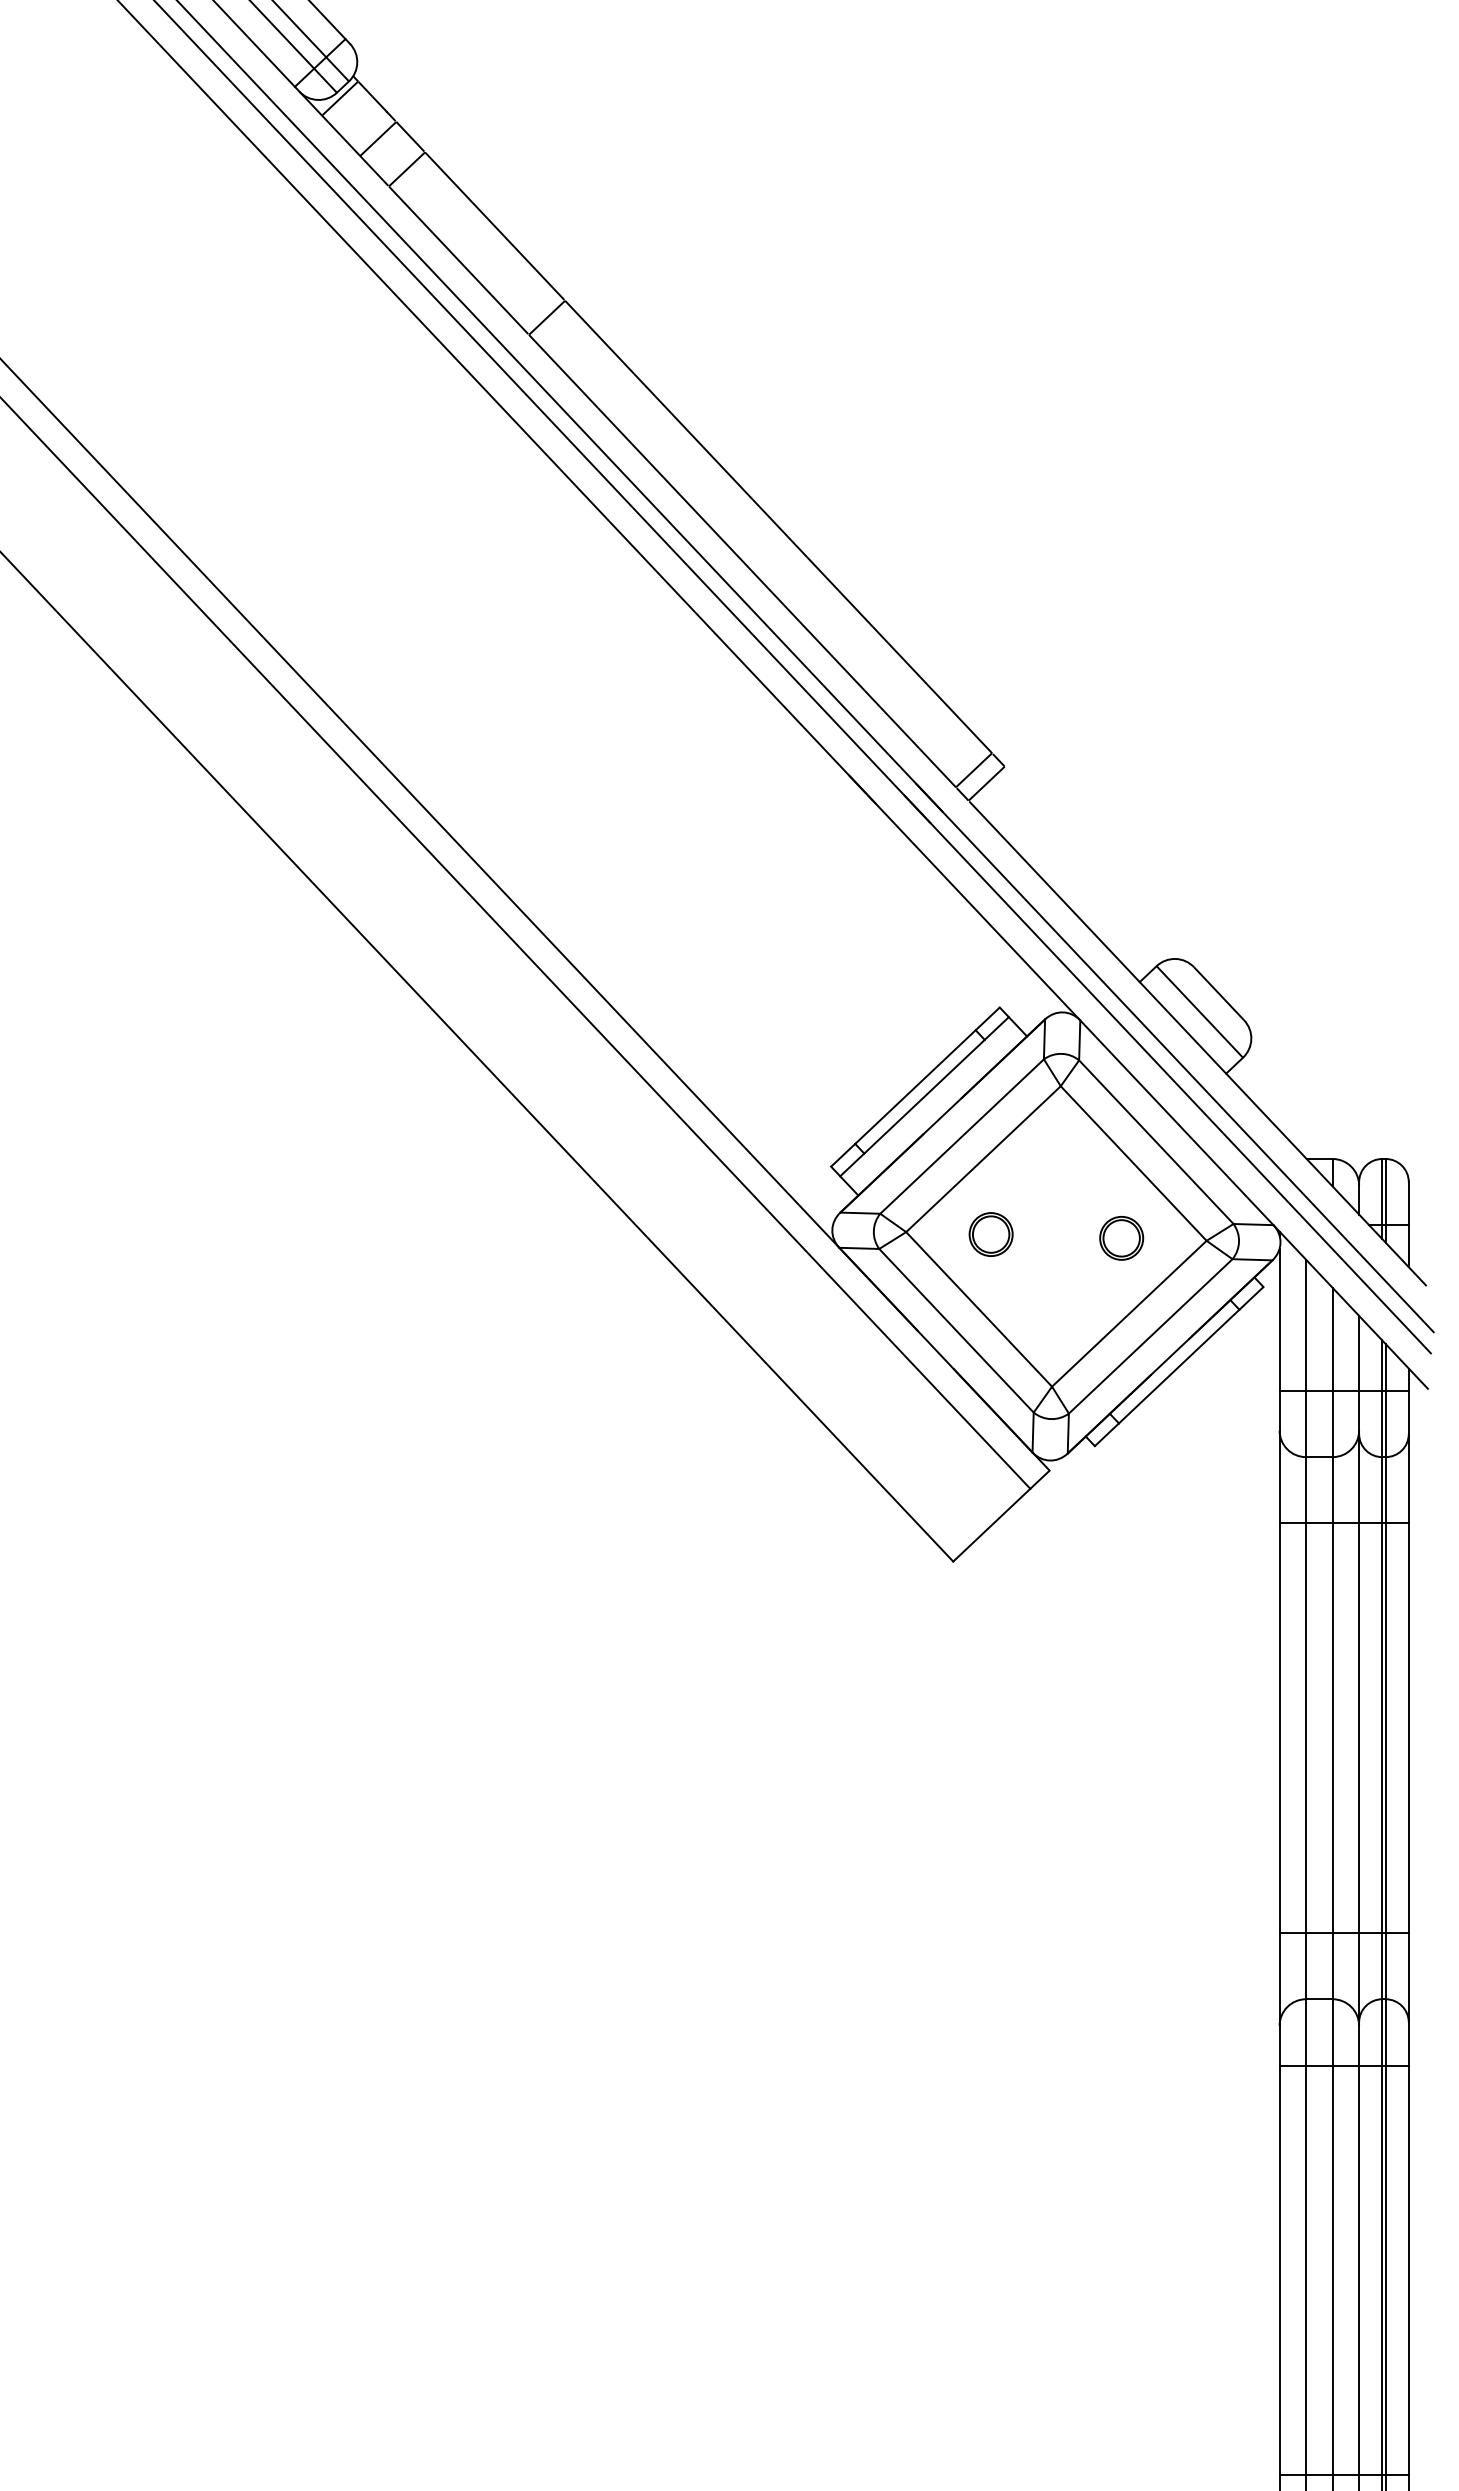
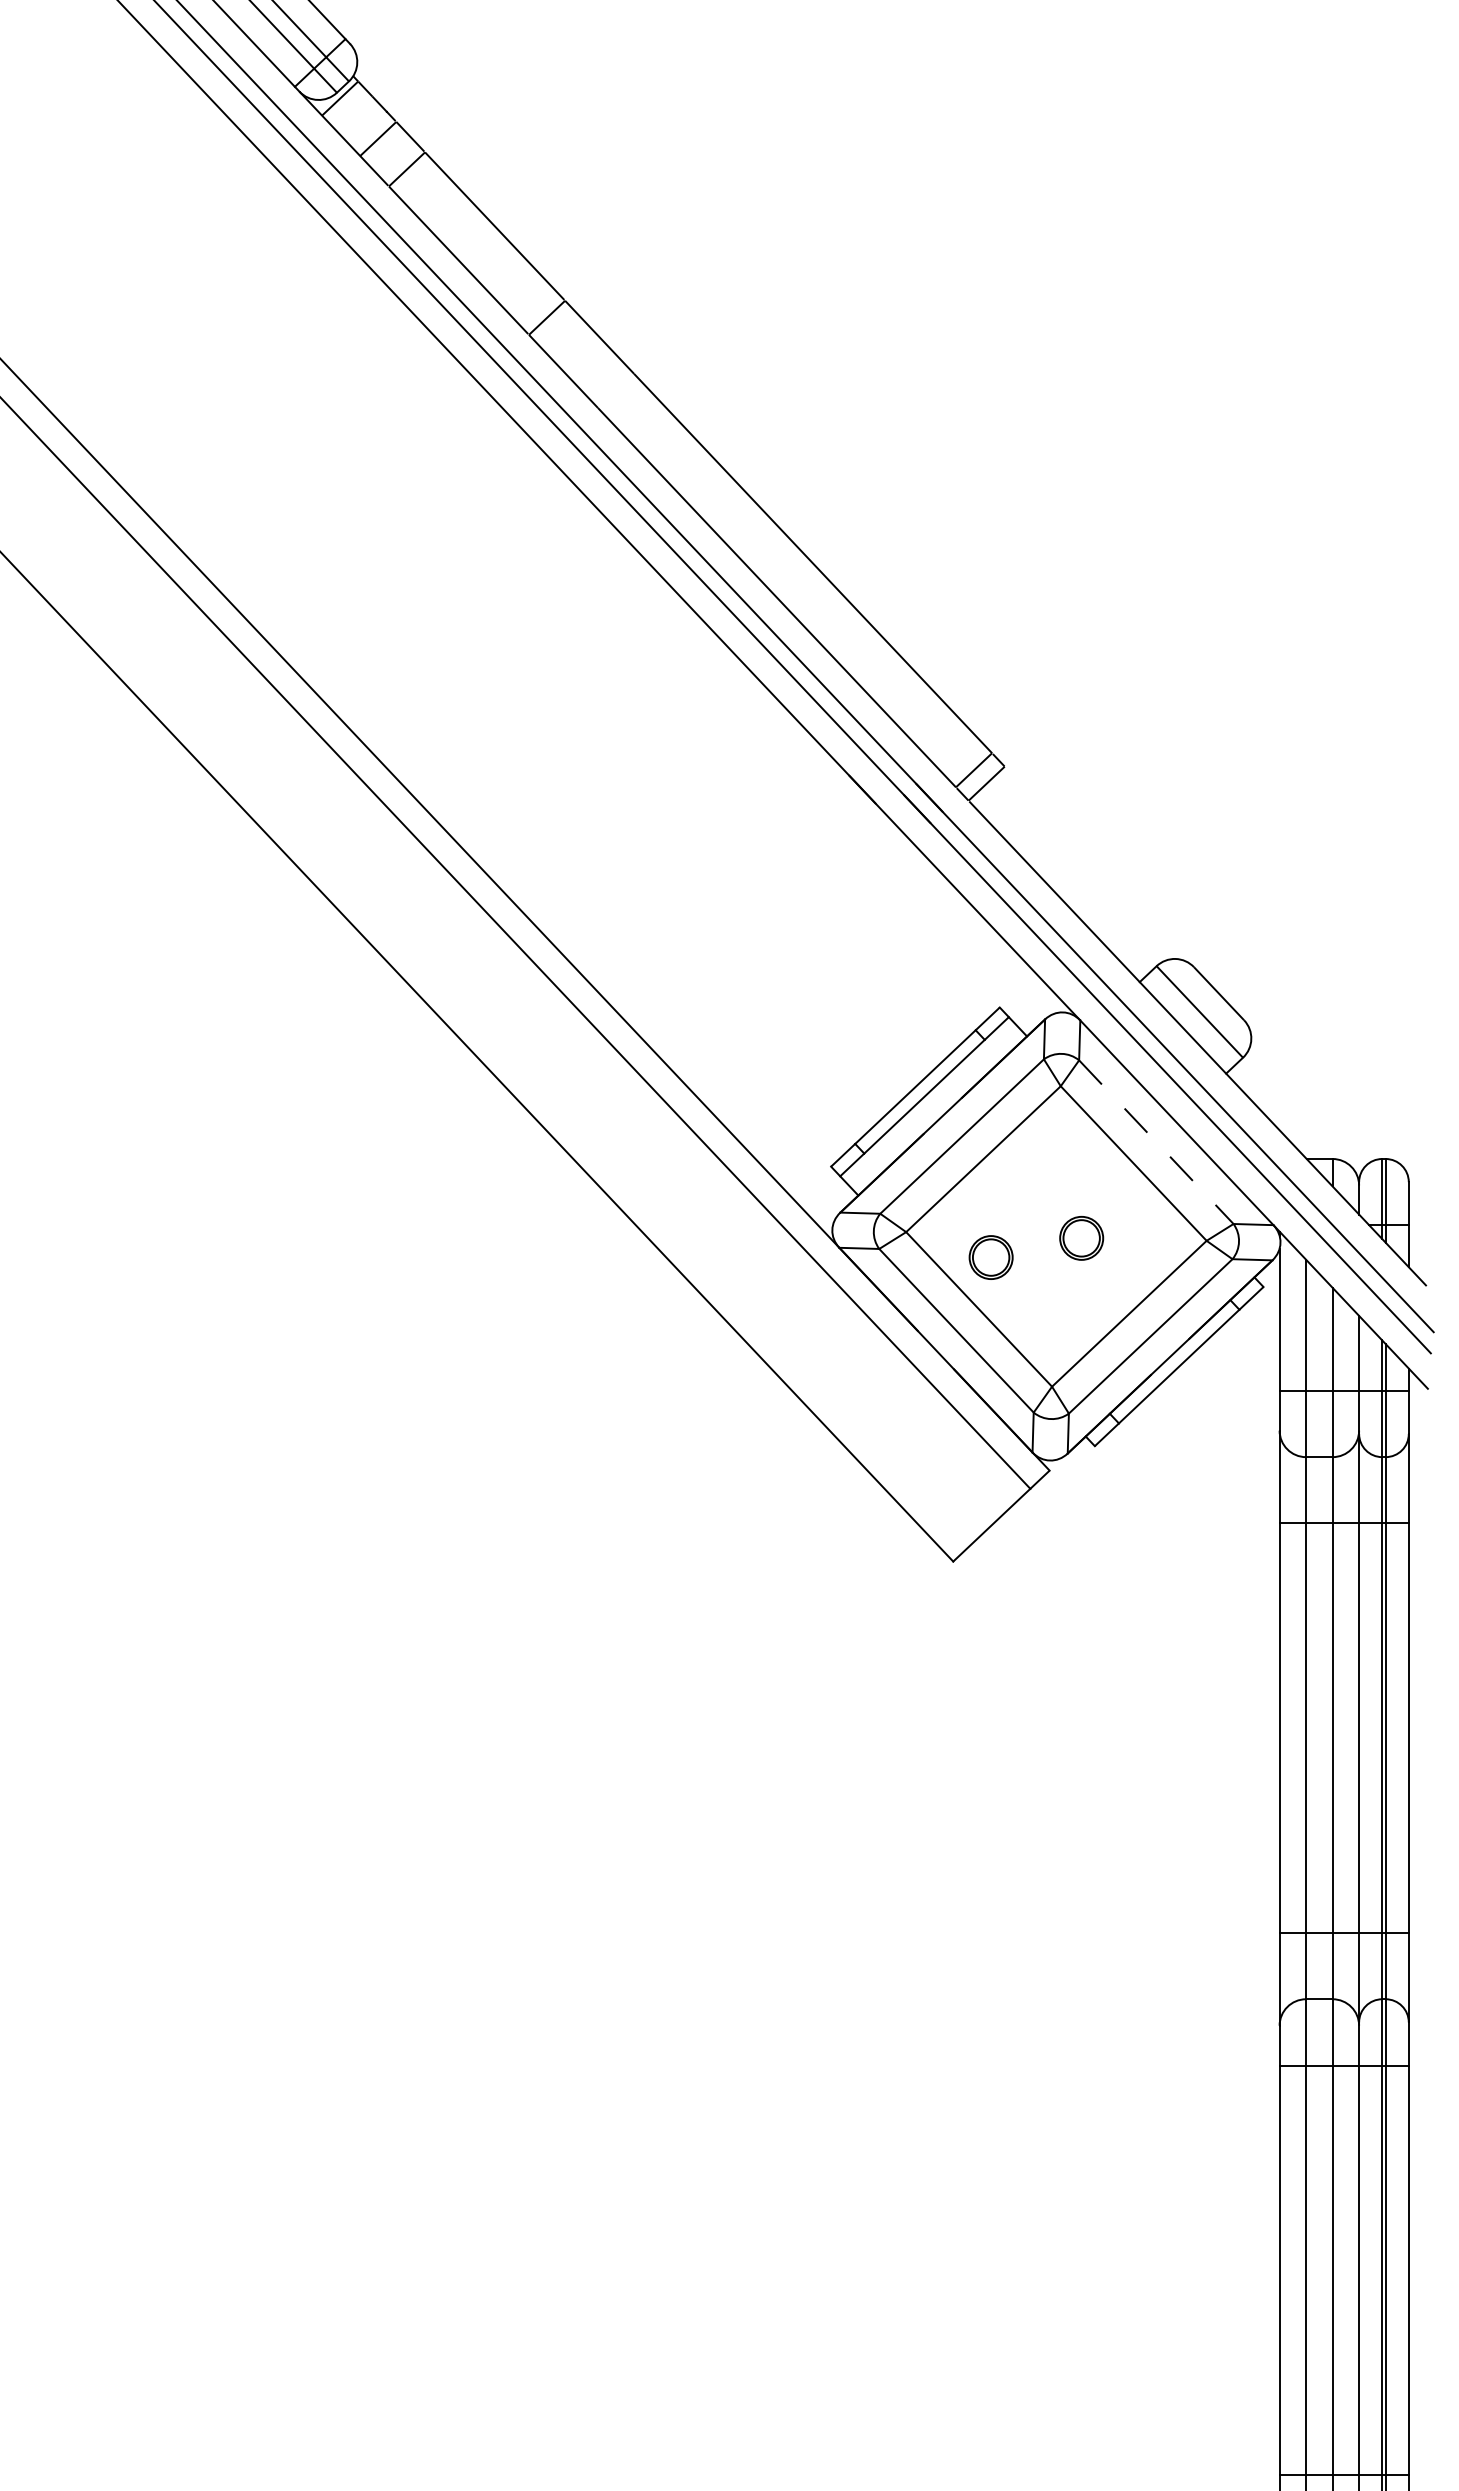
line: solid -> dashed (1156, 1142)
part position: (990, 1234) -> (990, 1257) (990, 1257)
part position: (1121, 1238) -> (1081, 1238) (1081, 1238)
